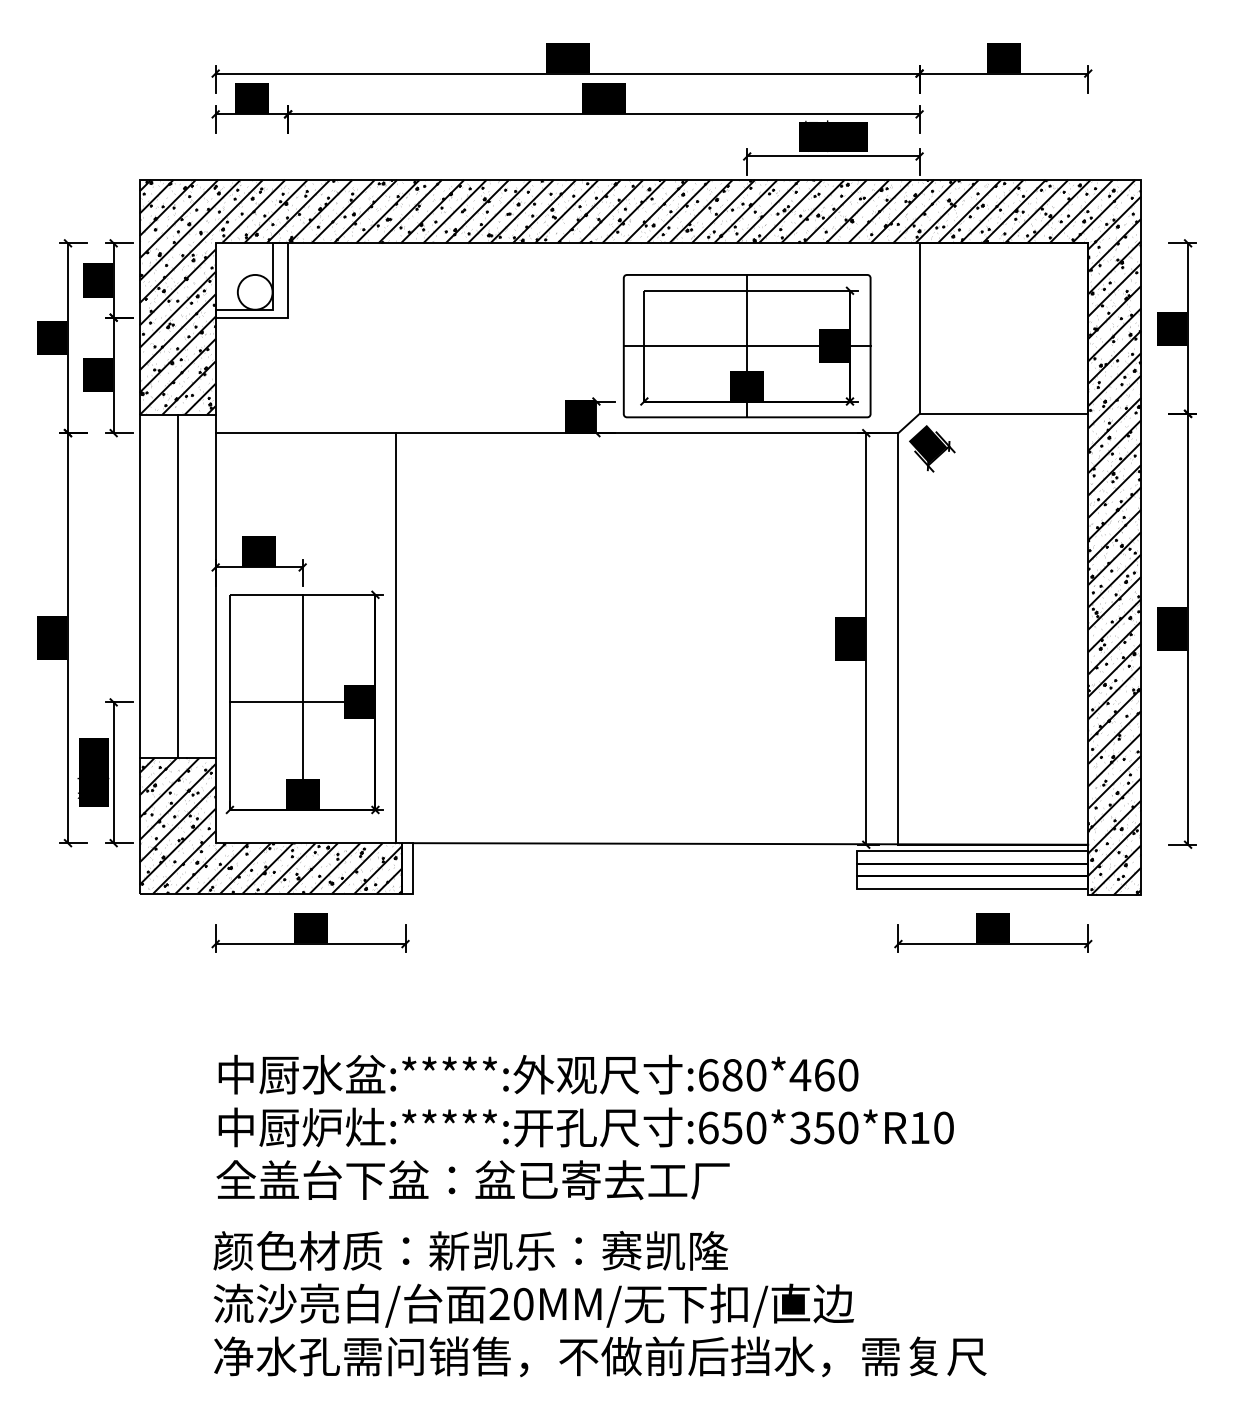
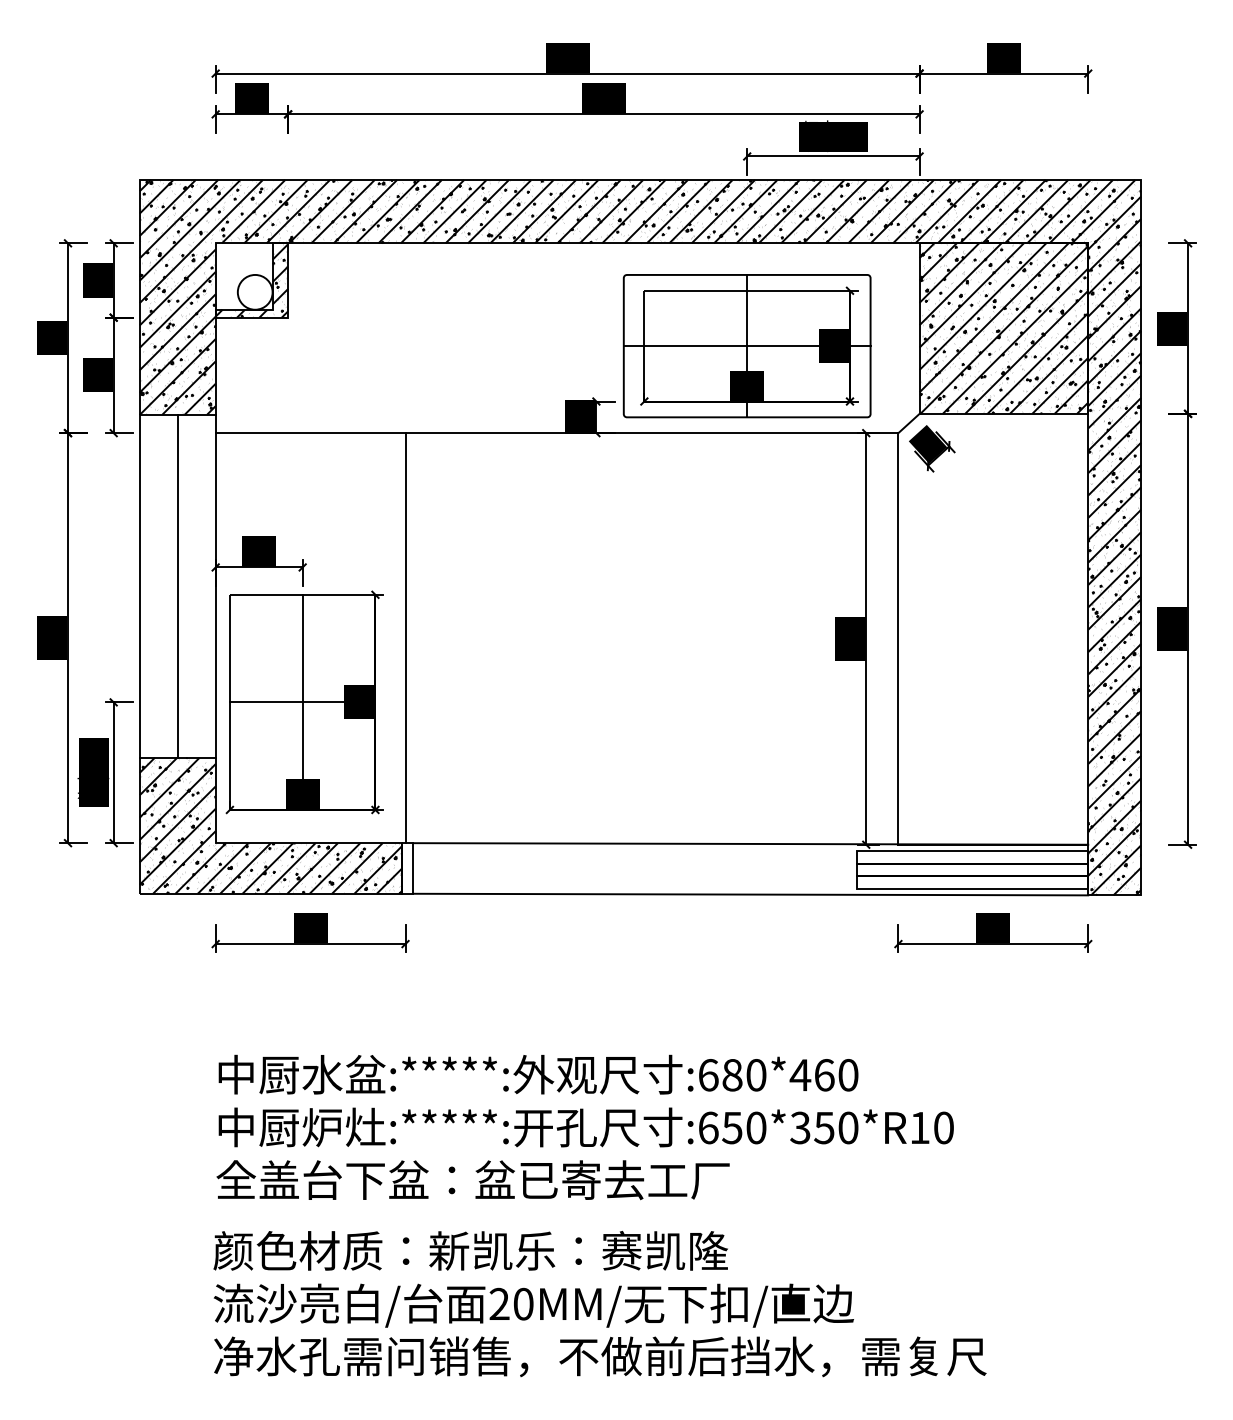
hatch: none -> present (251, 280)
hatch: none -> present (1003, 328)
line position: (395, 638) -> (405, 638) (405, 638)
line: none -> present (750, 894)
